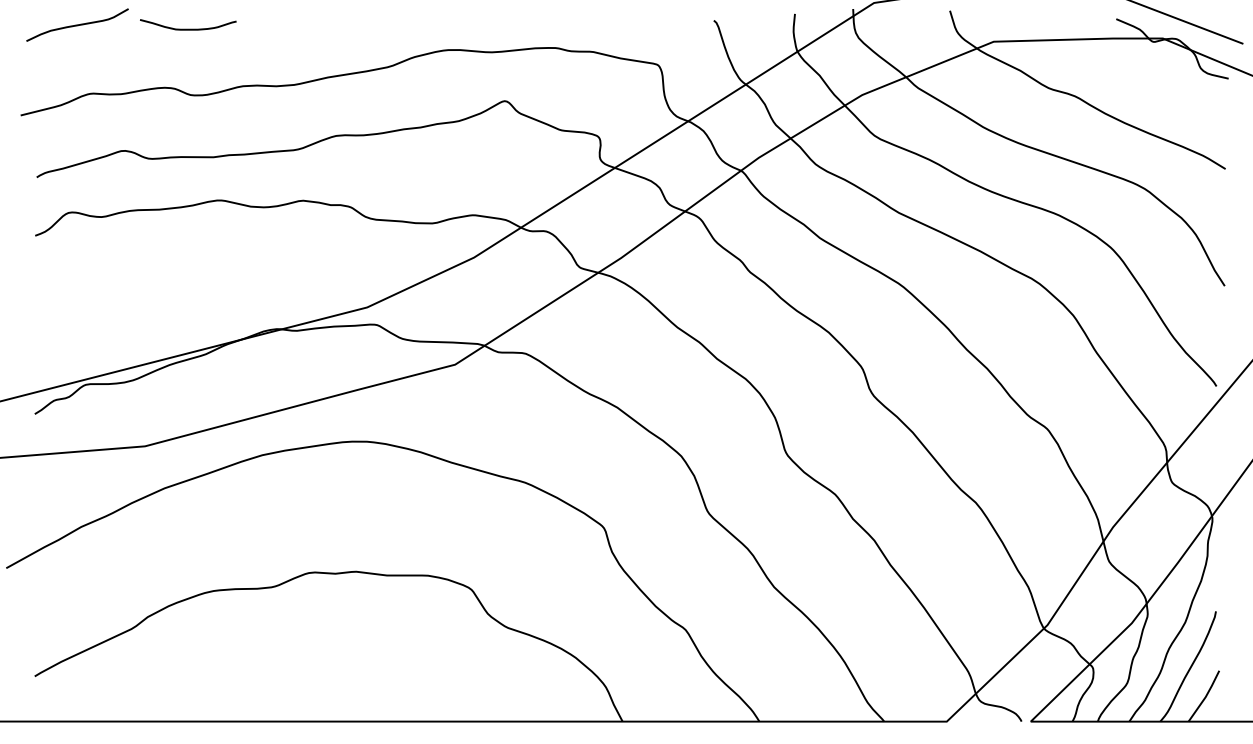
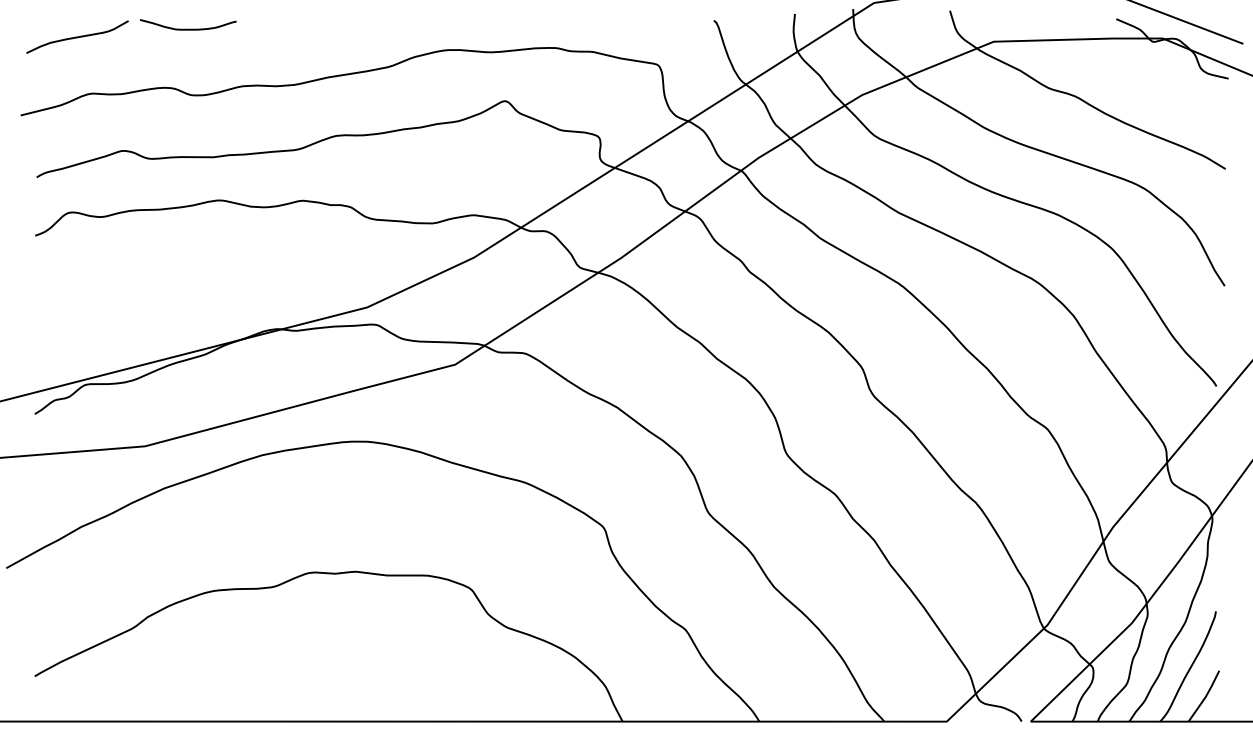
curve position: (77, 24) -> (77, 36) (77, 36)
